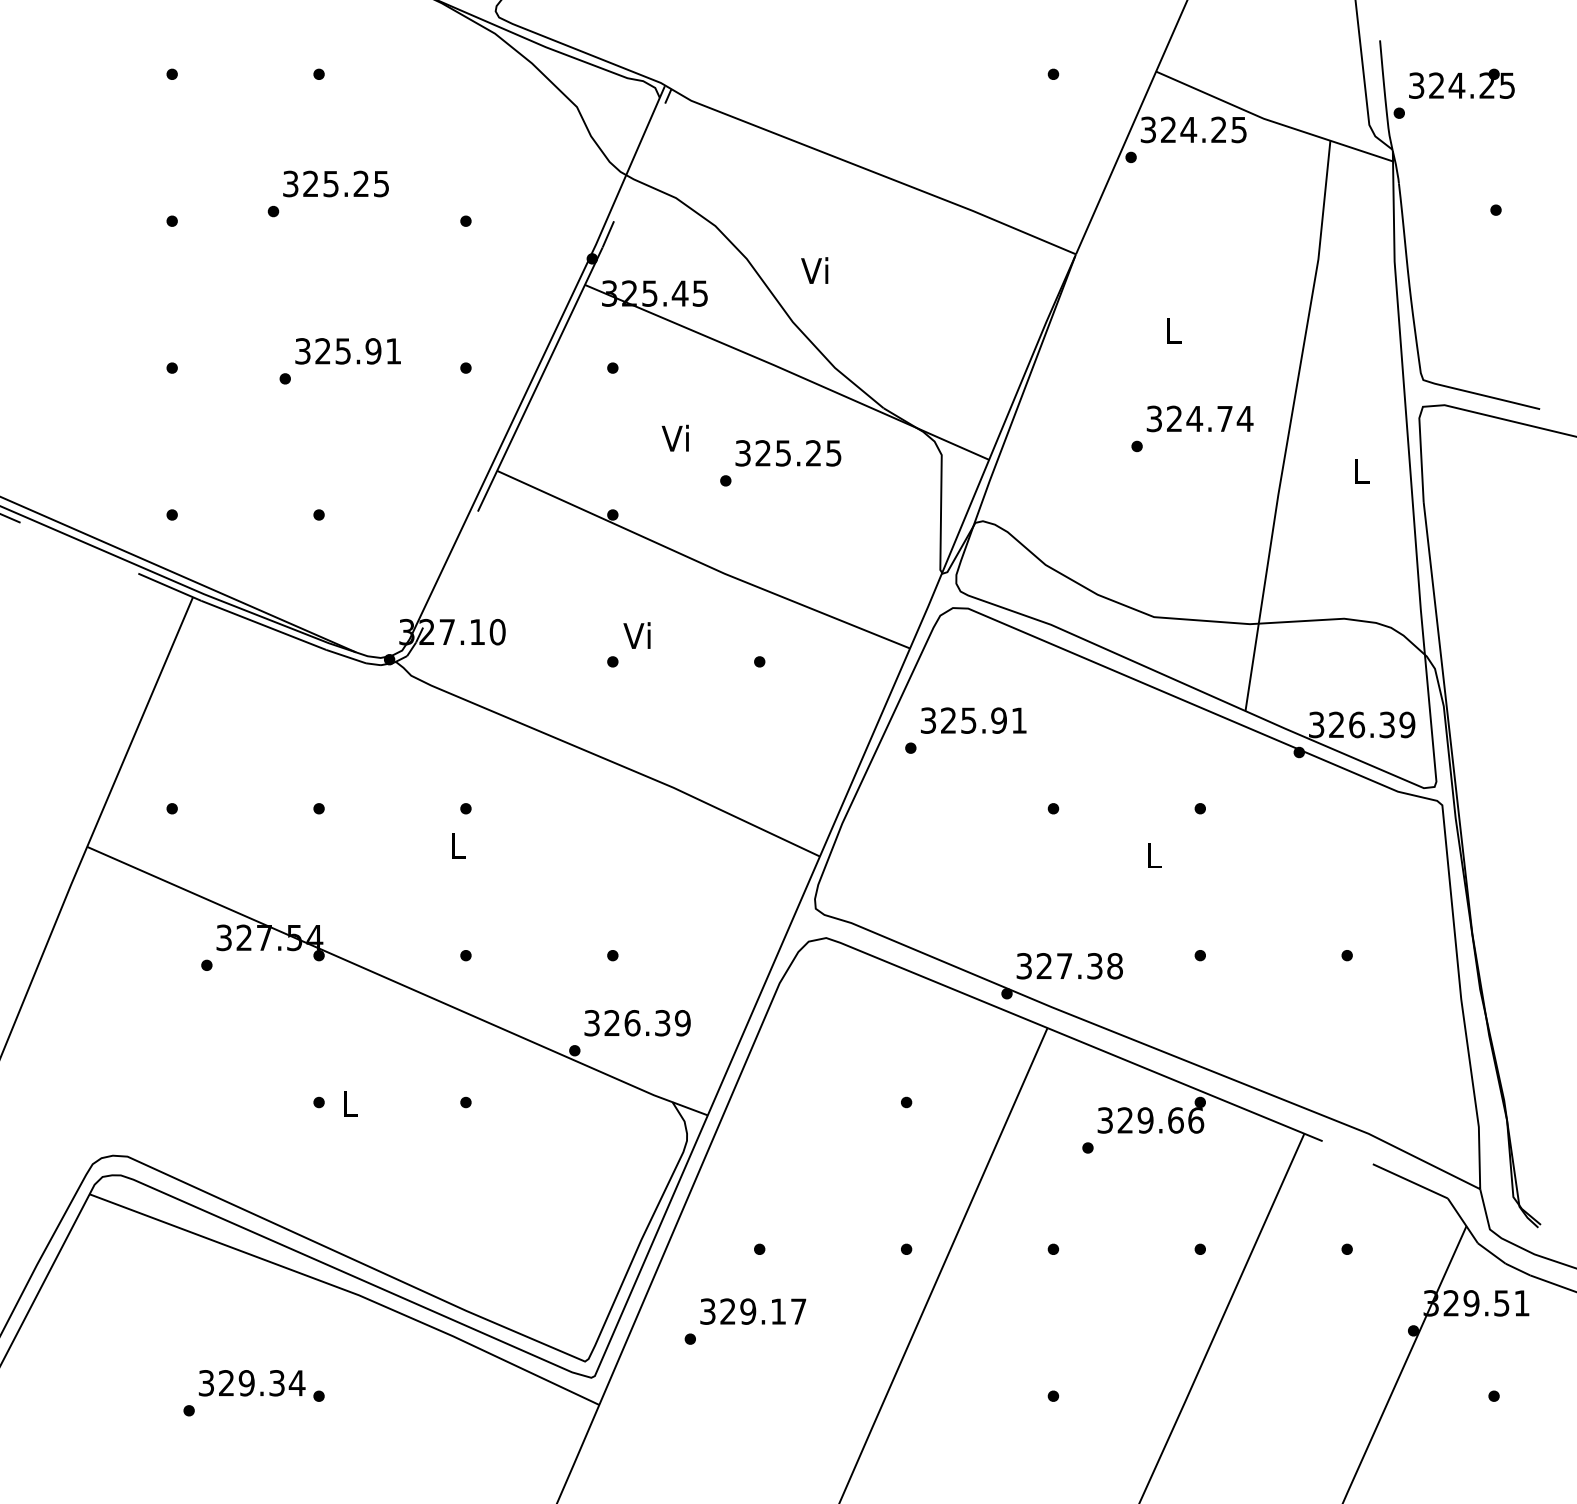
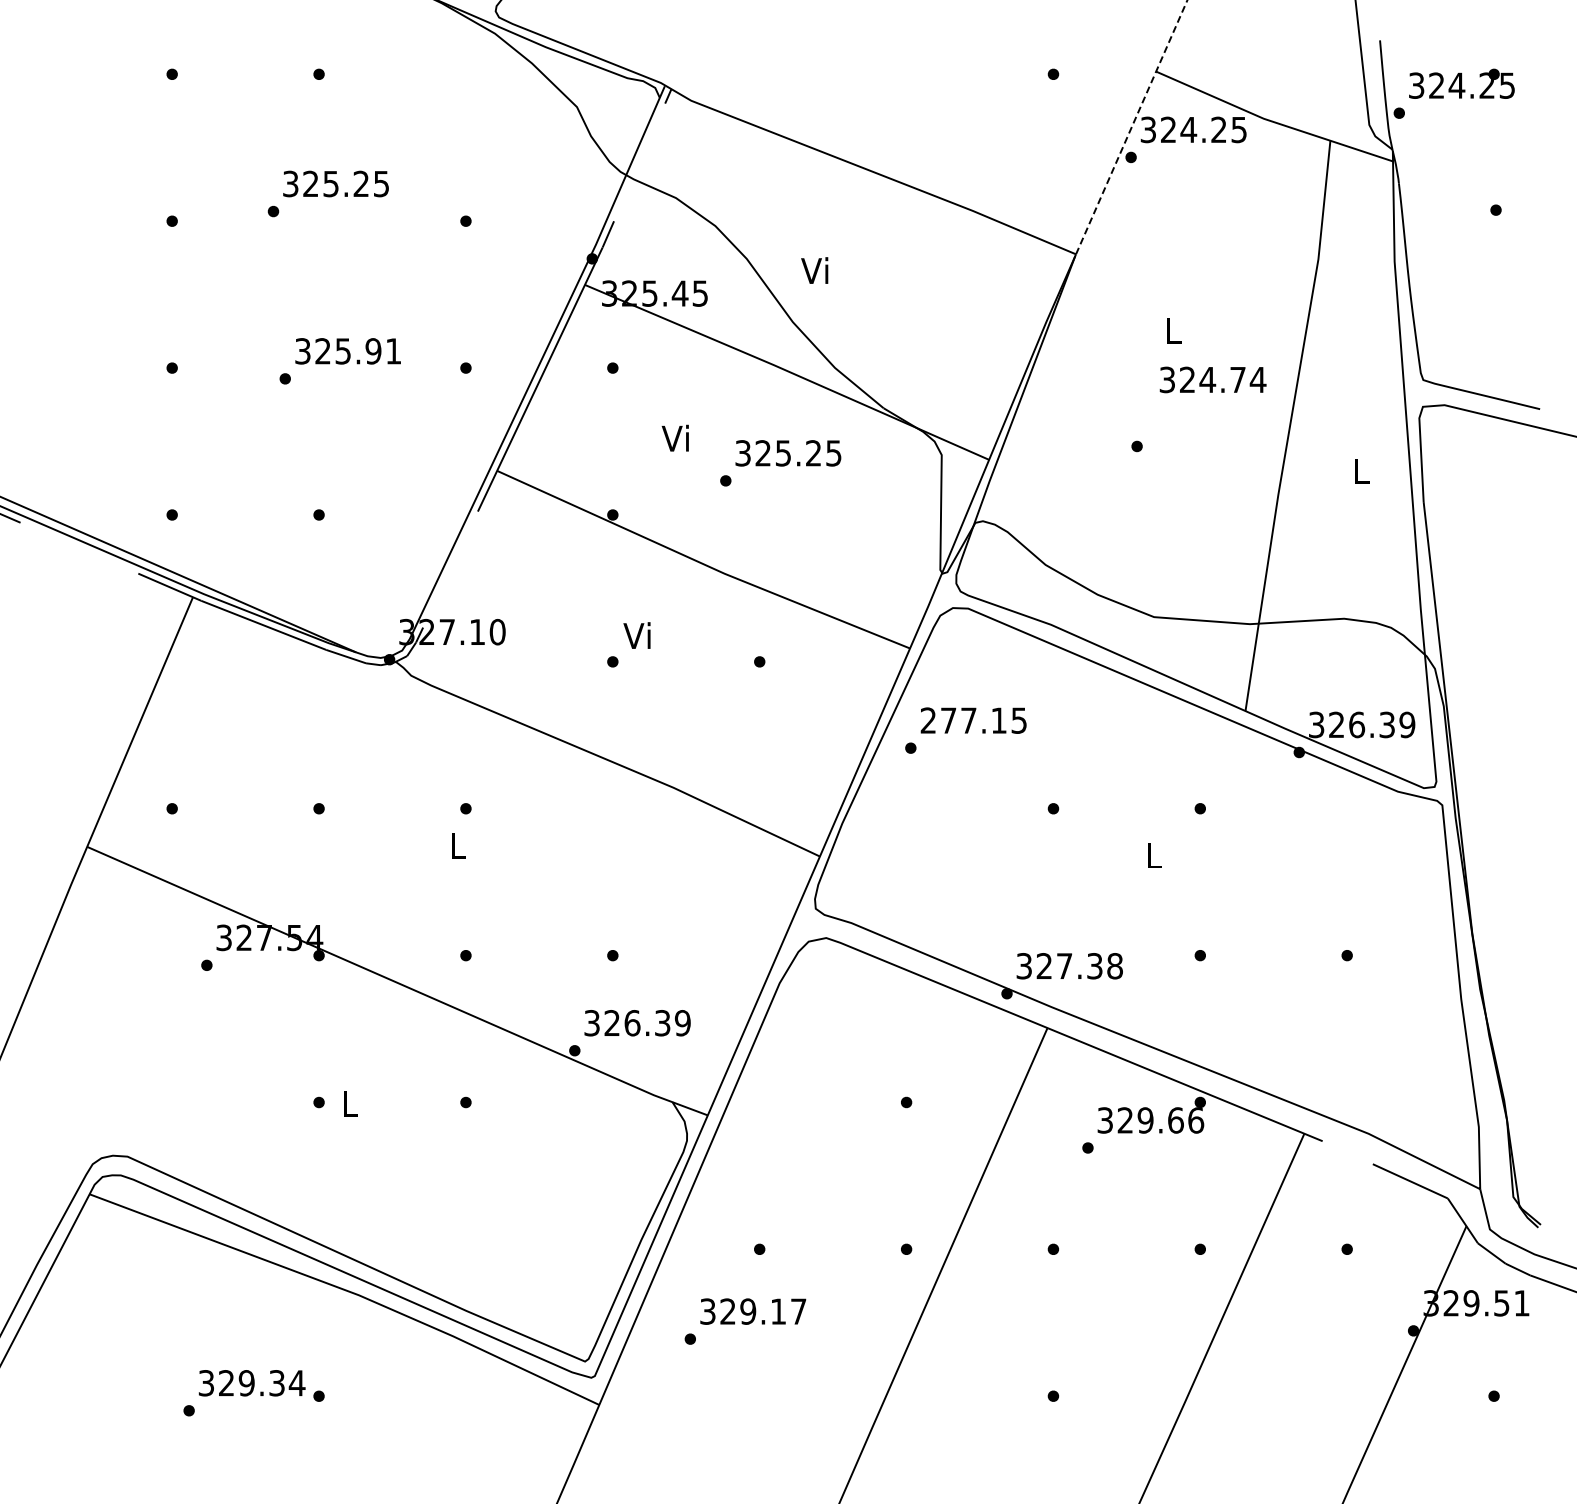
line: solid -> dashed (1131, 127)
text position: (1199, 418) -> (1212, 379) (1212, 379)
text: 325.91 -> 277.15 (973, 720)
